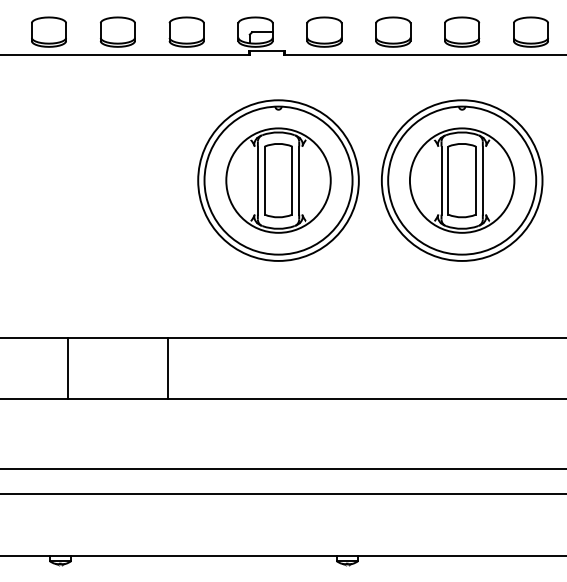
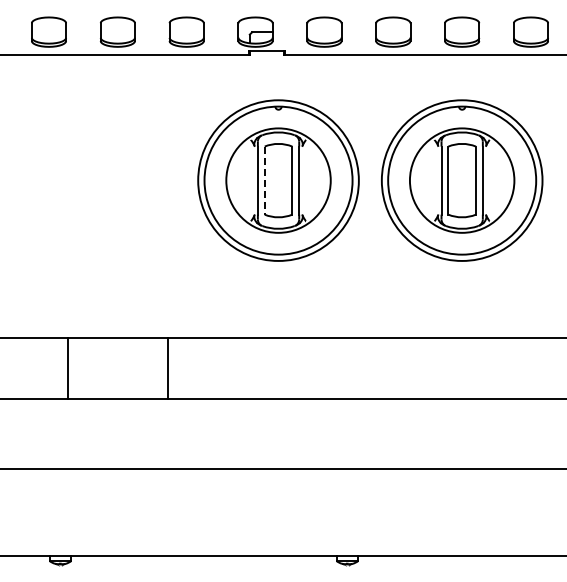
line: solid -> dashed (264, 181)
line: present -> none (282, 493)
